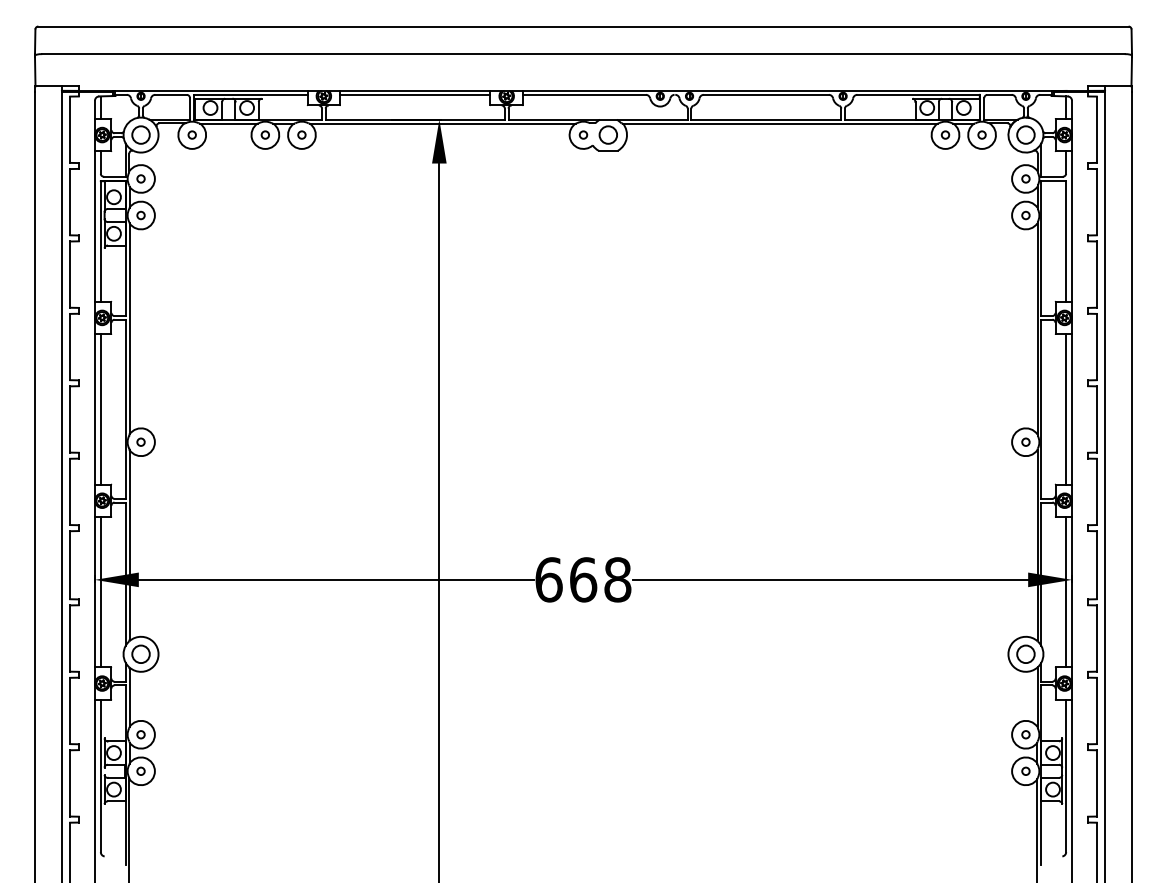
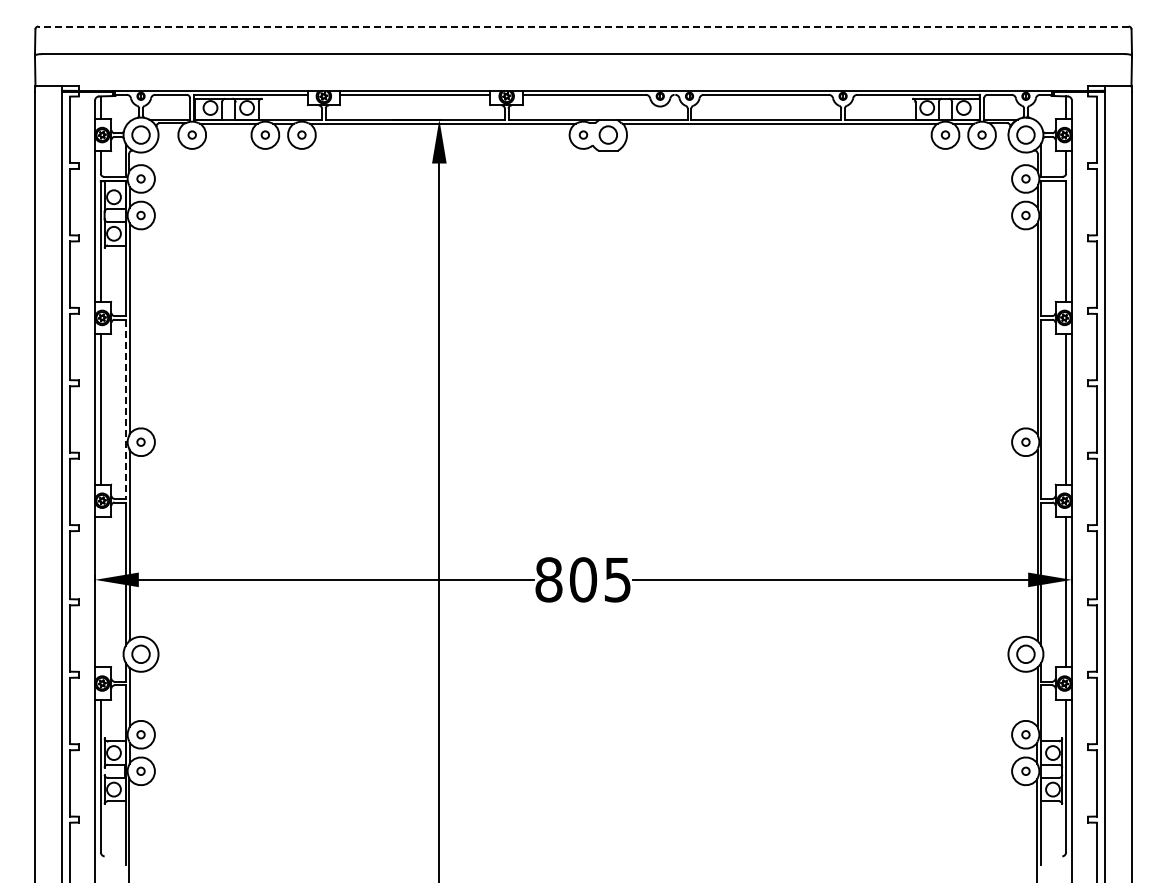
line: solid -> dashed (582, 26)
line: solid -> dashed (125, 409)
text: 668 -> 805 (583, 579)
line: present -> none (100, 591)
